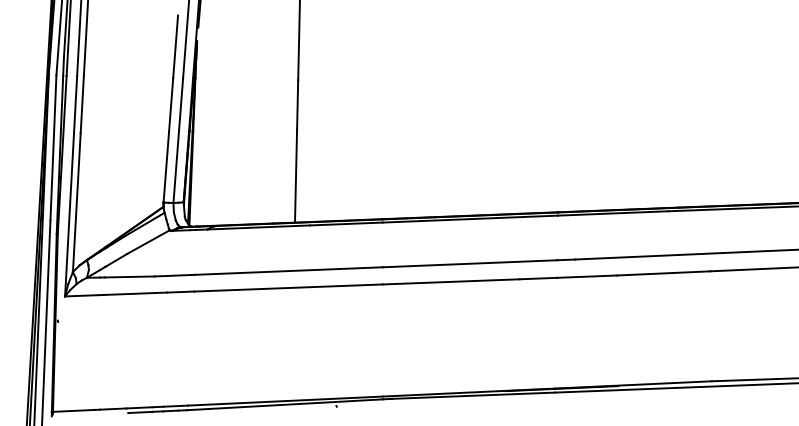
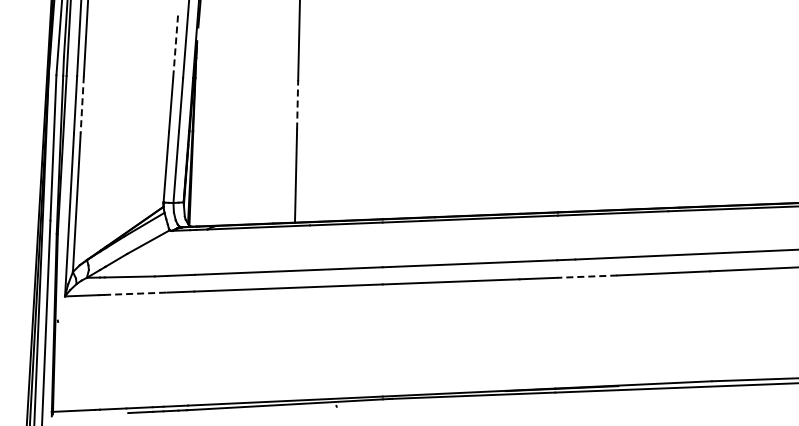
line: solid -> dashed (175, 47)
line: solid -> dashed (82, 104)
line: solid -> dashed (297, 104)
line: solid -> dashed (586, 276)
line: solid -> dashed (136, 293)
